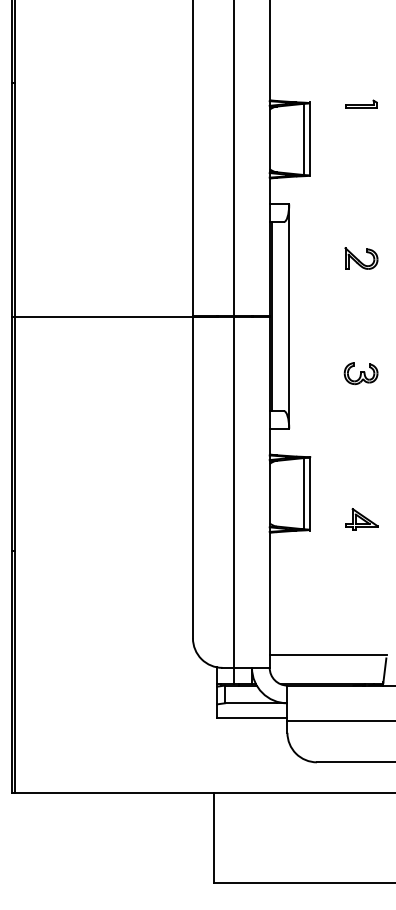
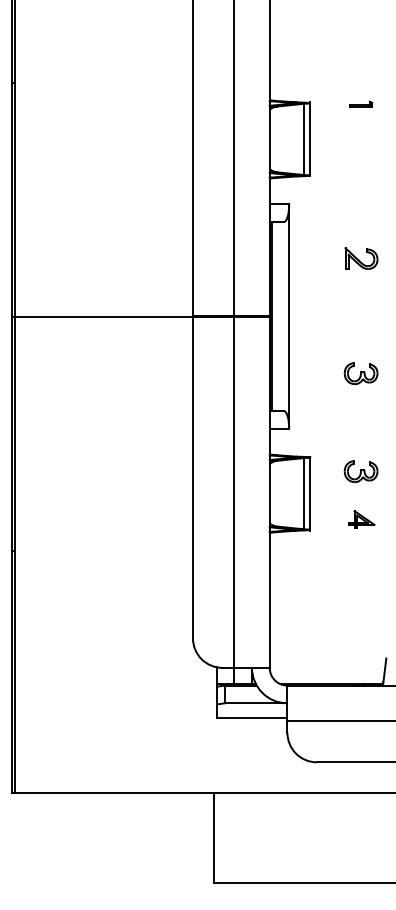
part size: 33x10 px -> 25x8 px (361, 103)
part: none -> present (360, 471)
part size: 34x23 px -> 28x19 px (361, 519)
line: present -> none (327, 654)
